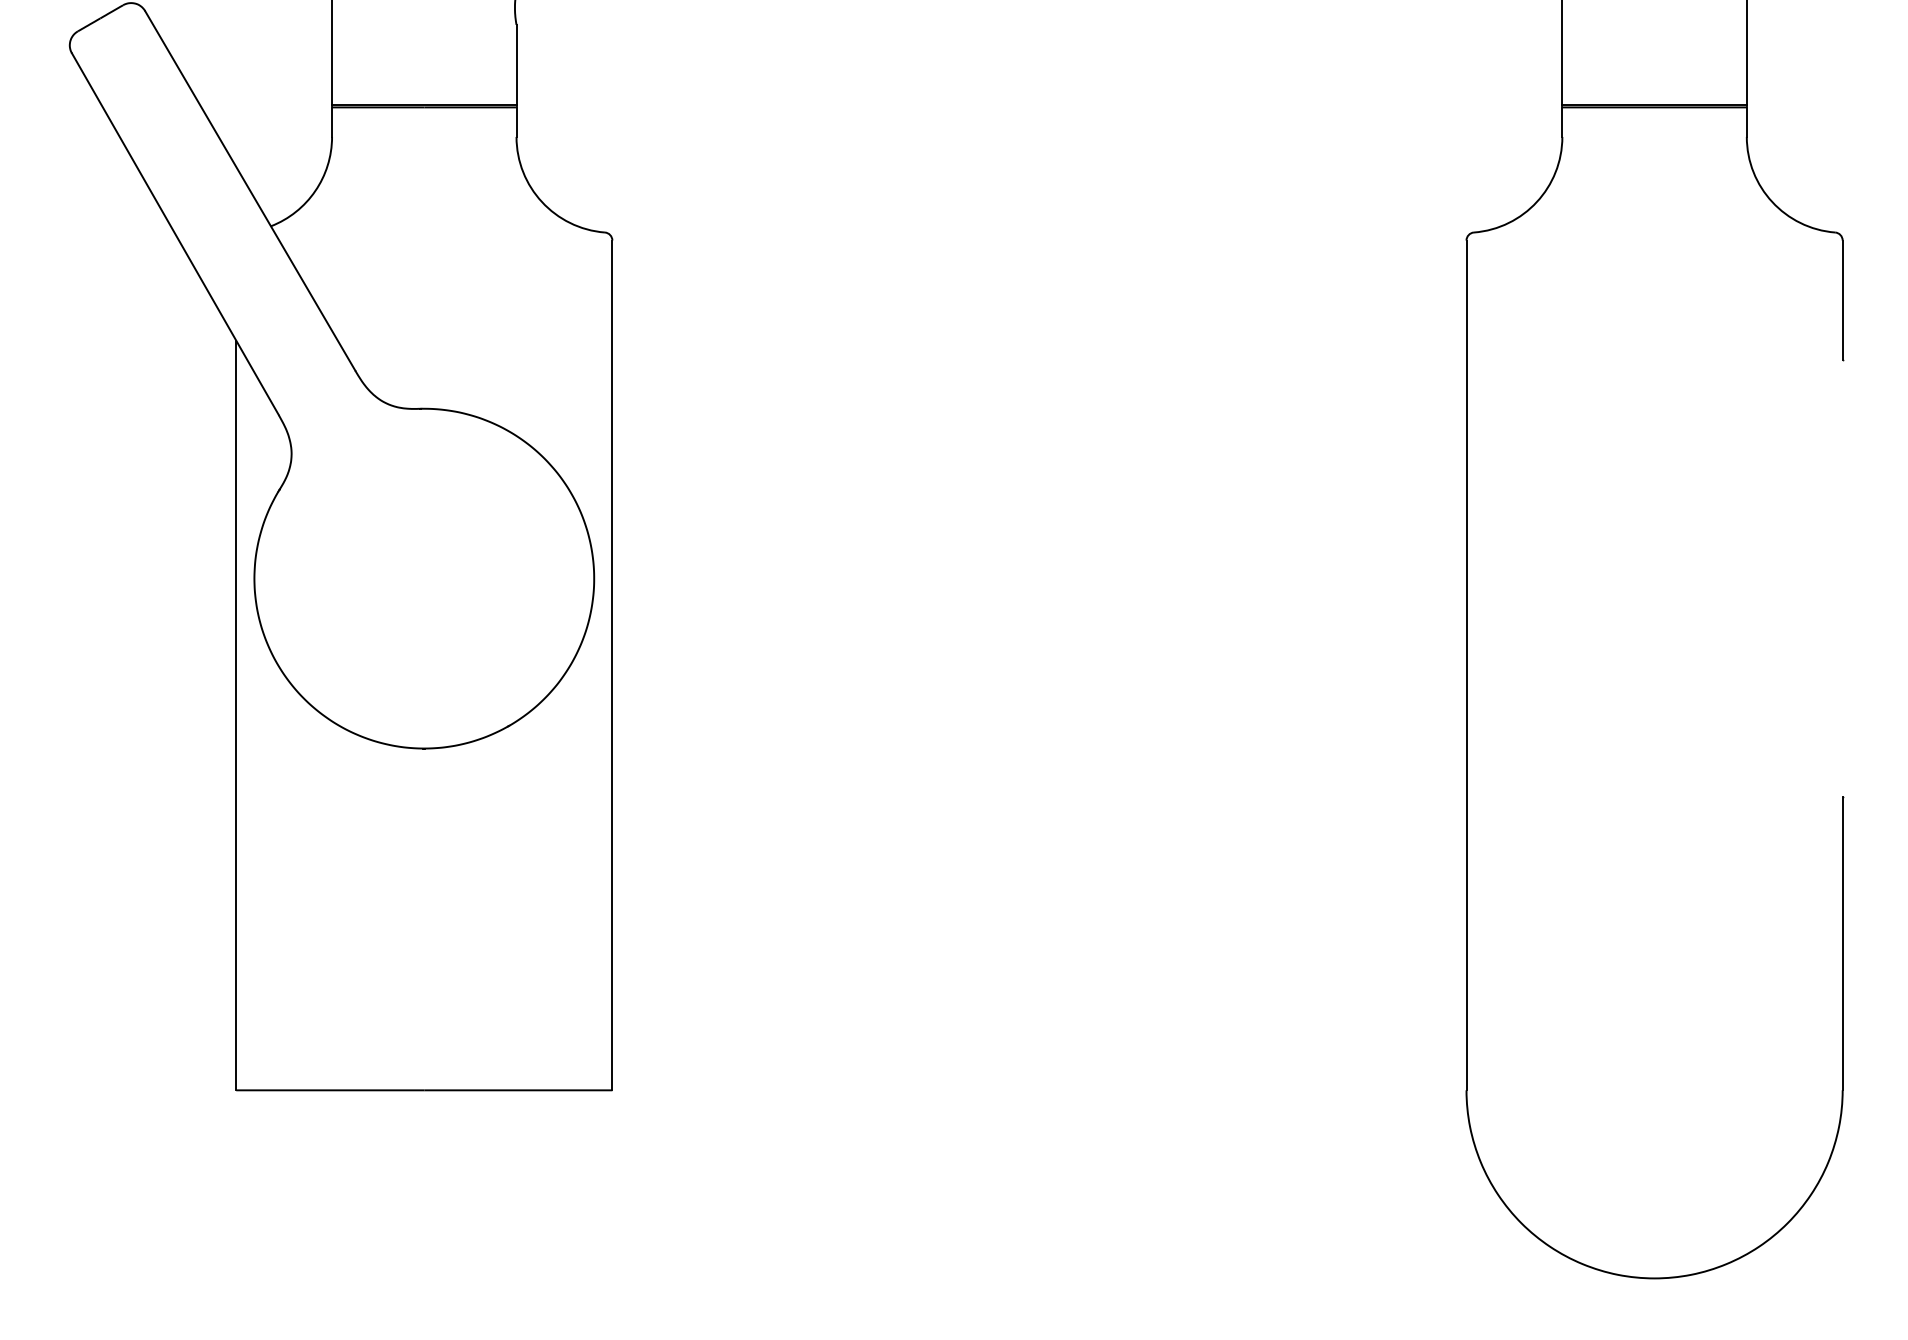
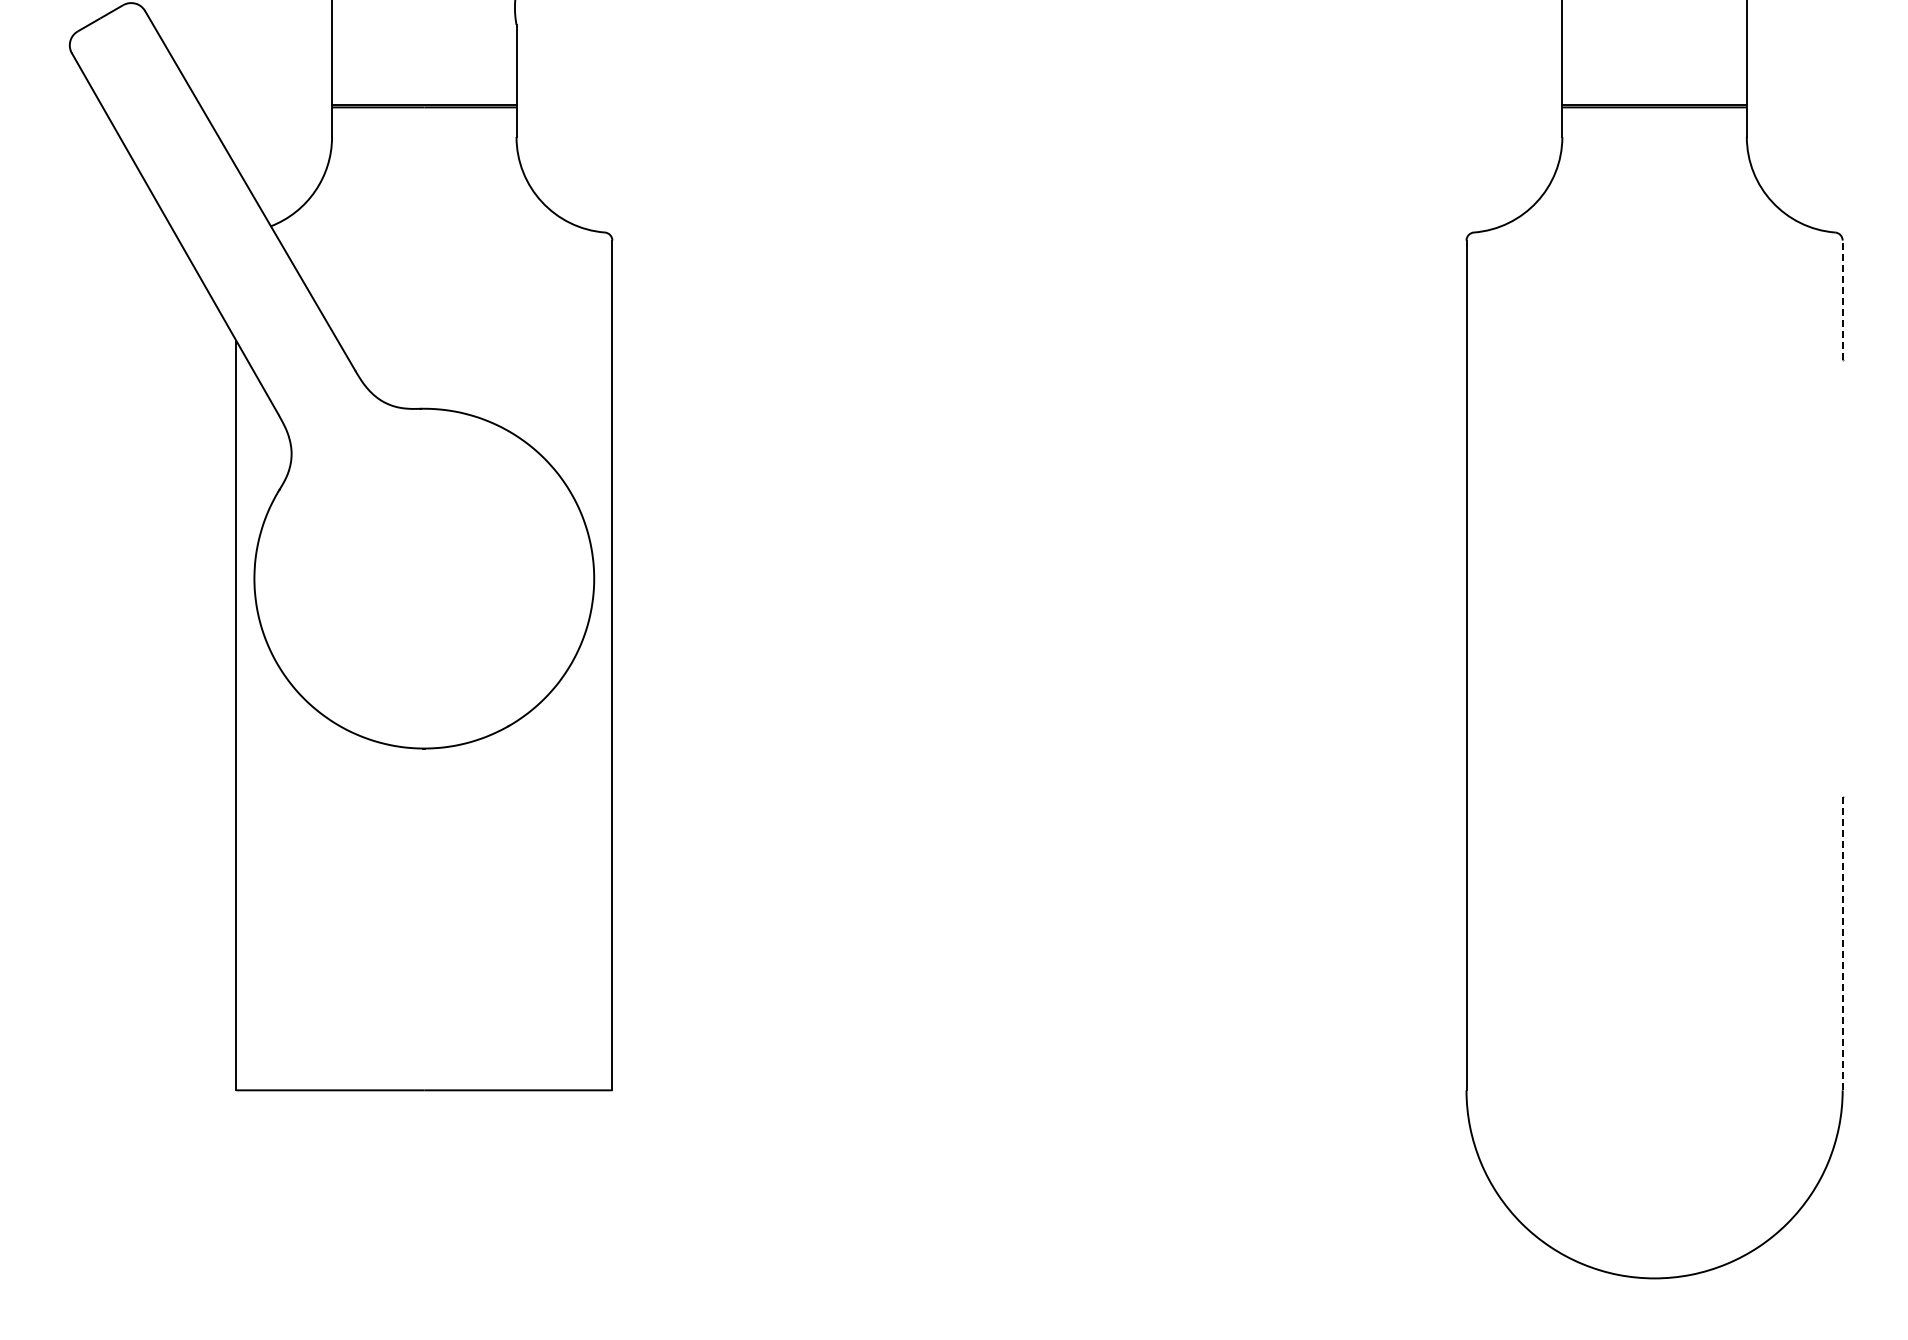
line: solid -> dashed (1842, 300)
line: solid -> dashed (1842, 943)
